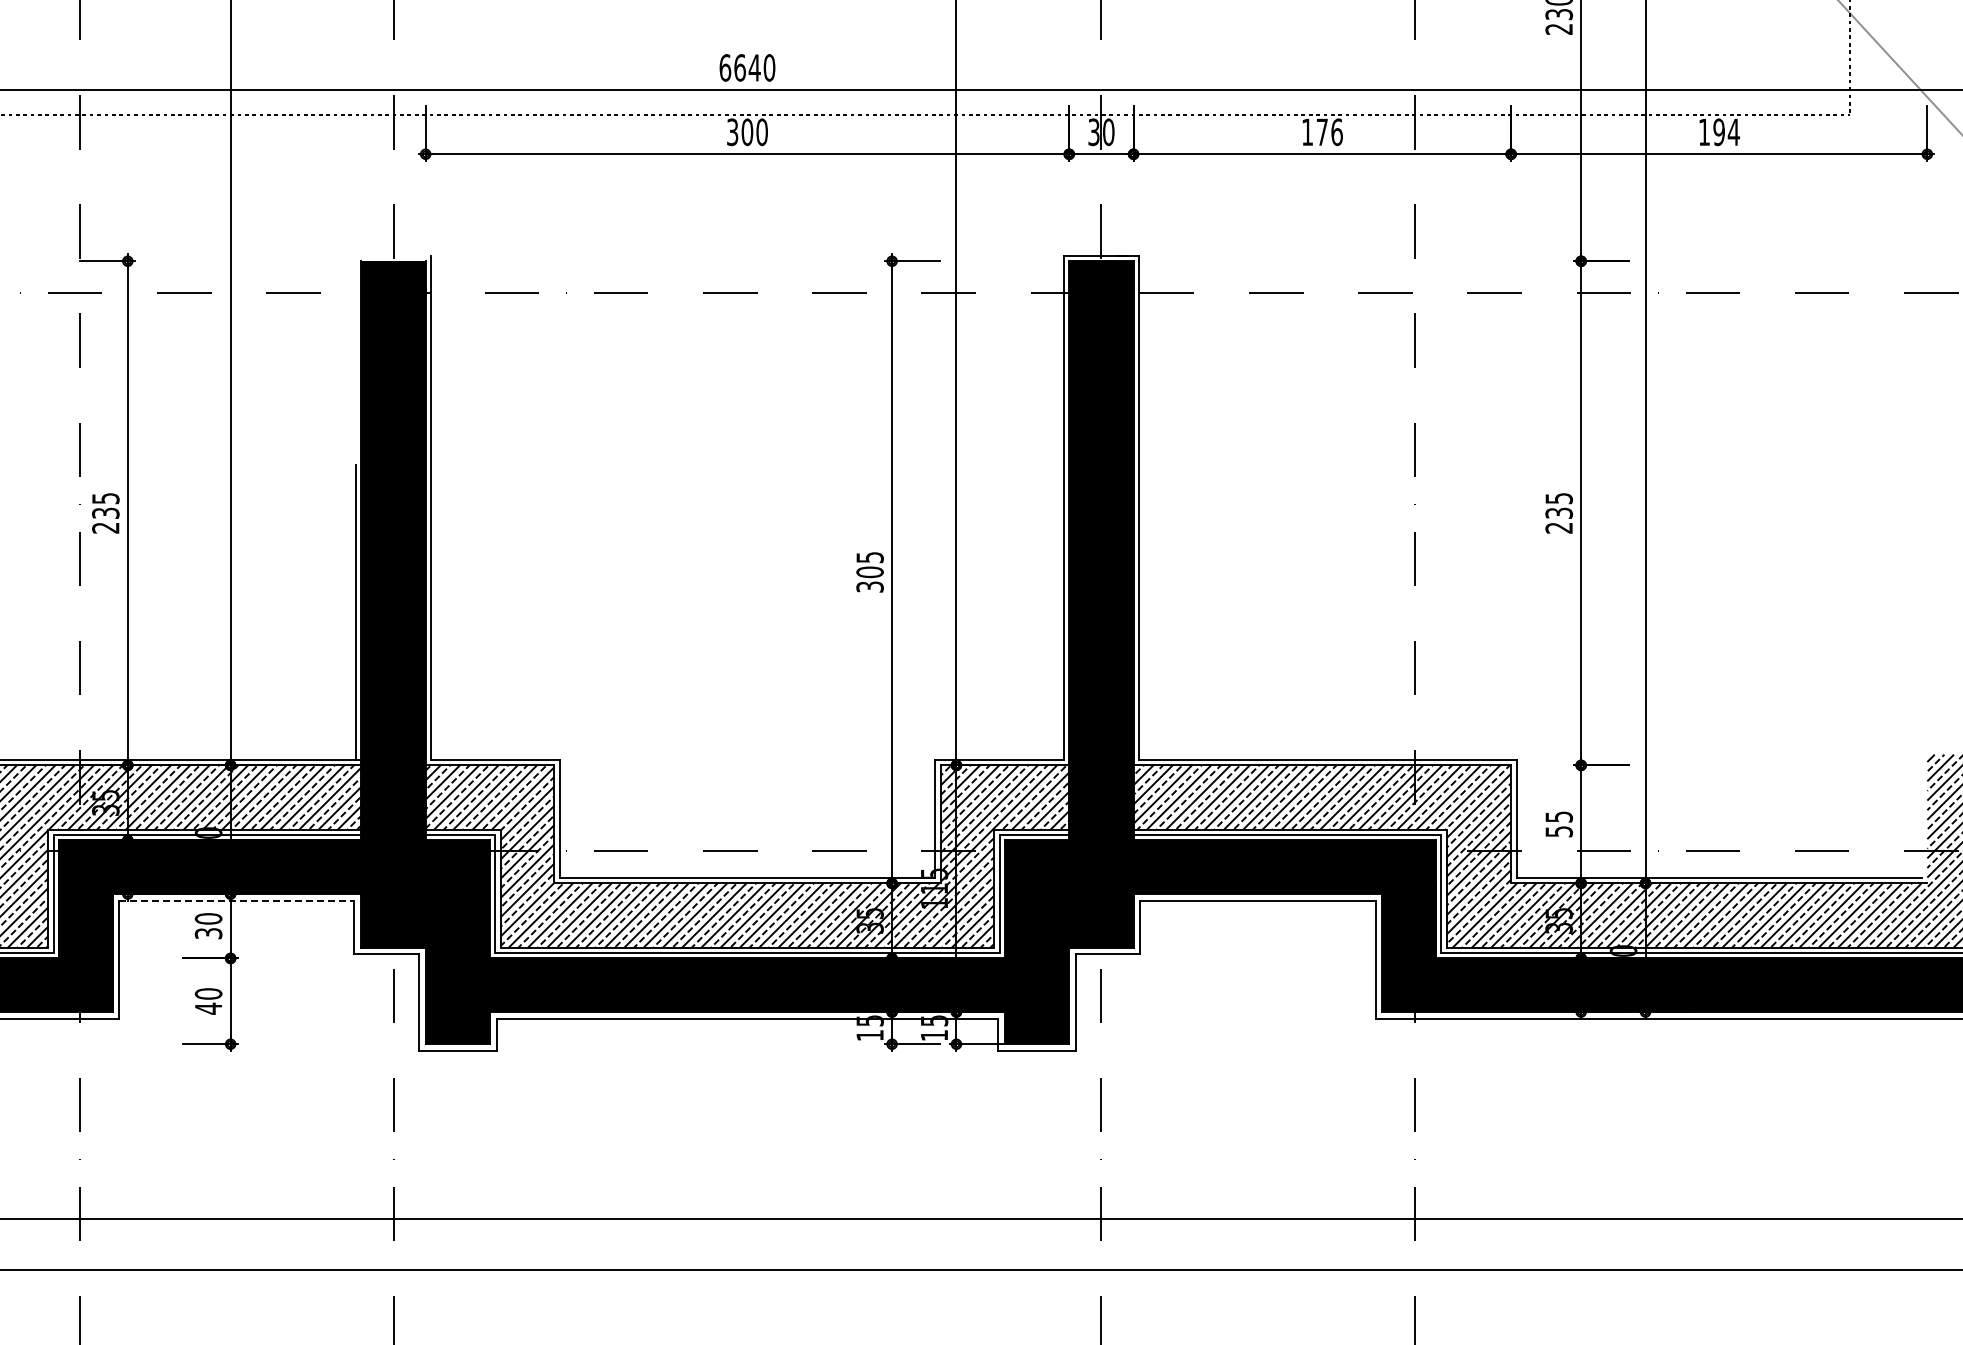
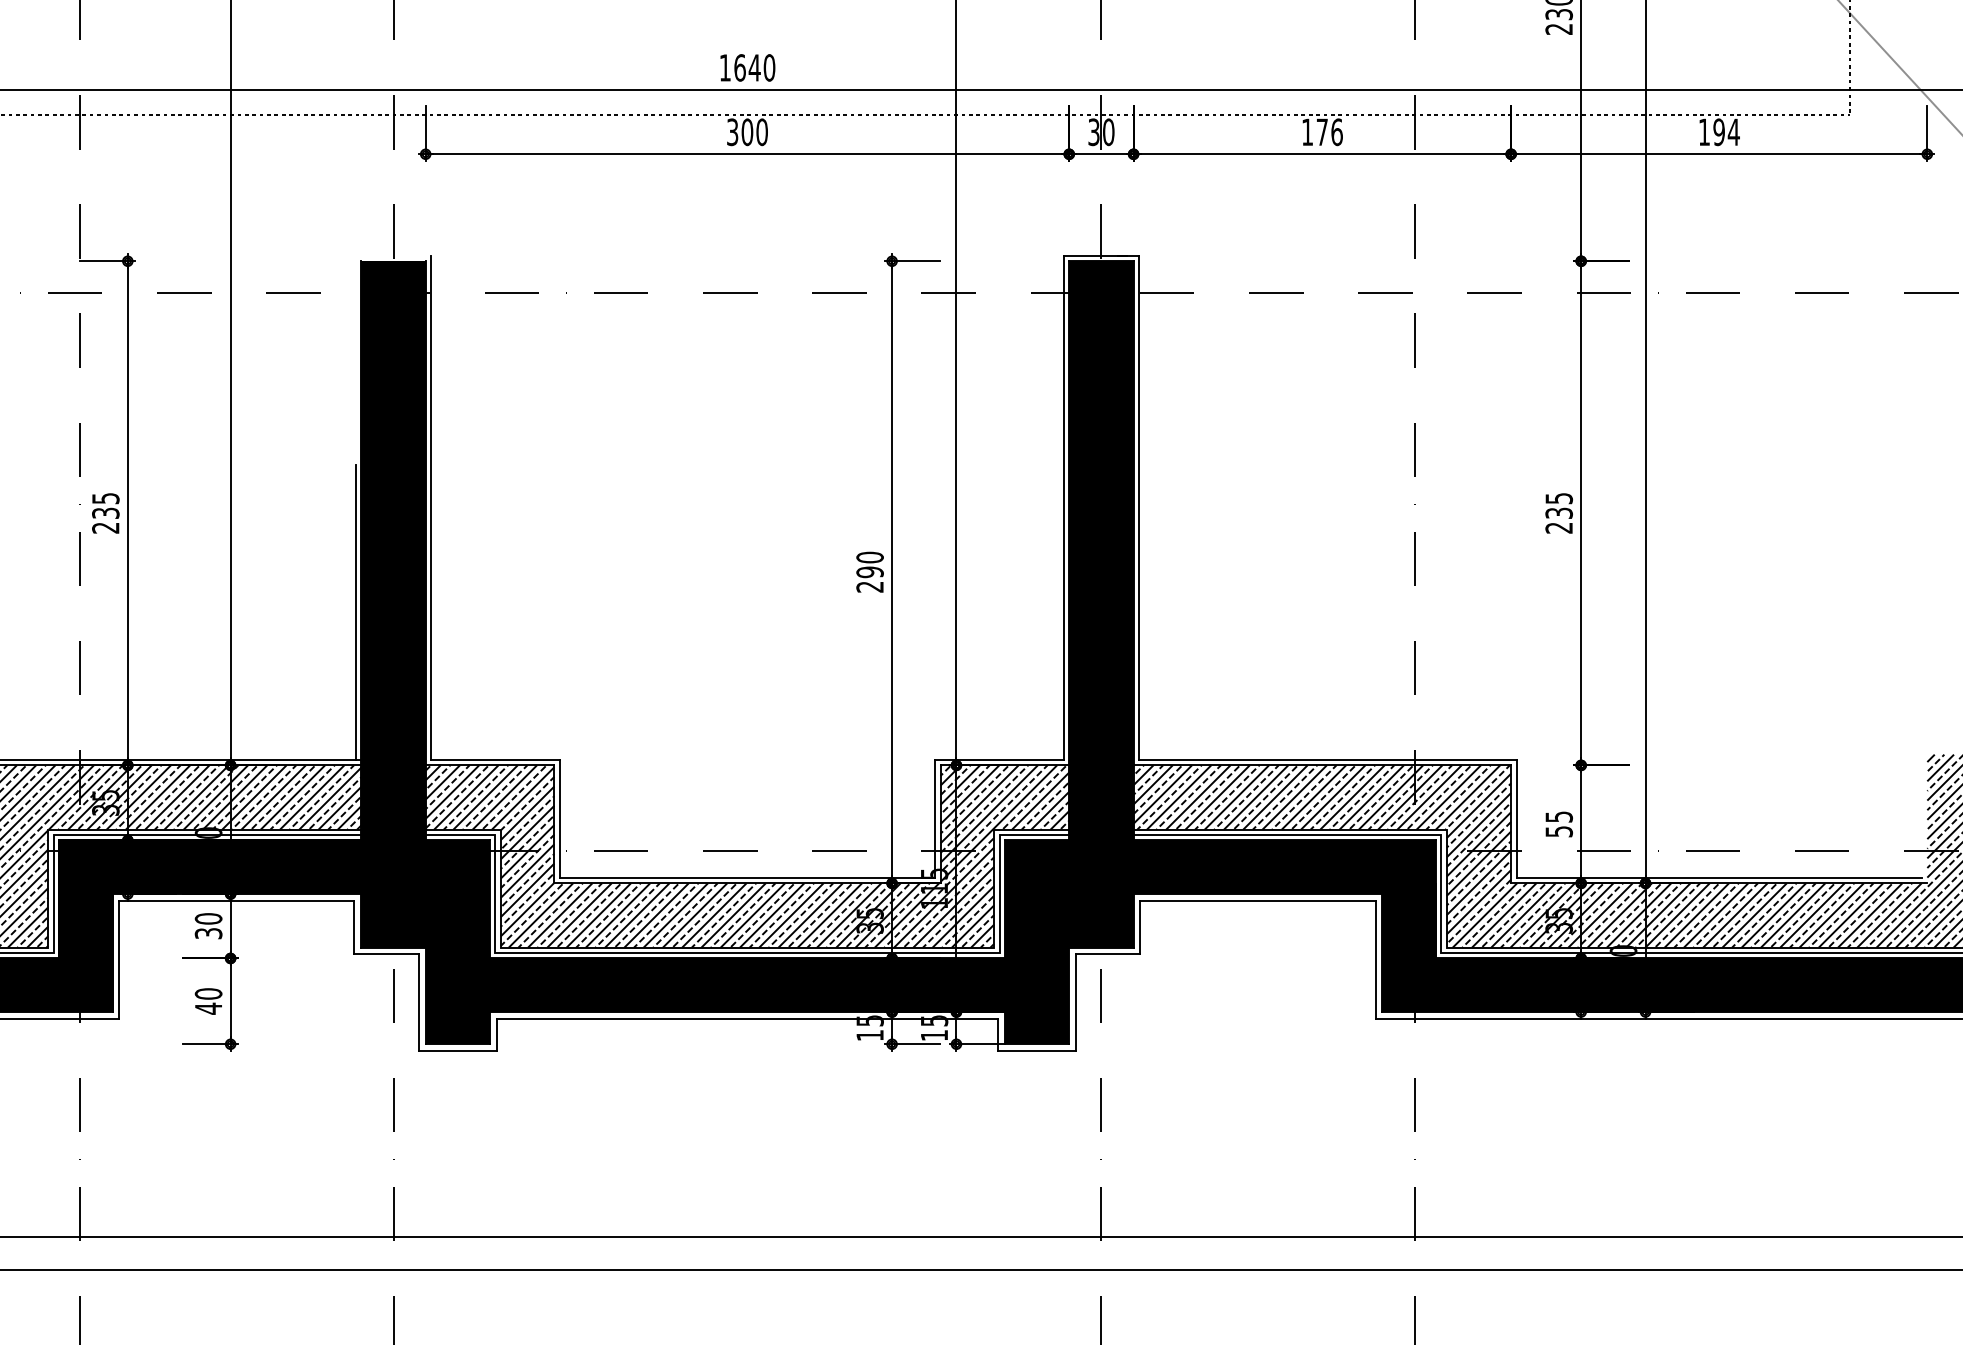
text: 6640 -> 1640 (725, 67)
text: 305 -> 290 (869, 571)
line: dashed -> solid (236, 900)
line position: (980, 1219) -> (980, 1237) (980, 1237)
